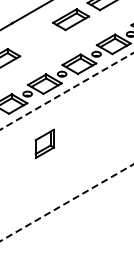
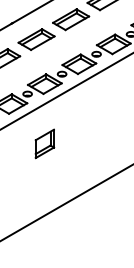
part: none -> present (36, 39)
line: dashed -> solid (66, 91)
line: dashed -> solid (67, 202)
